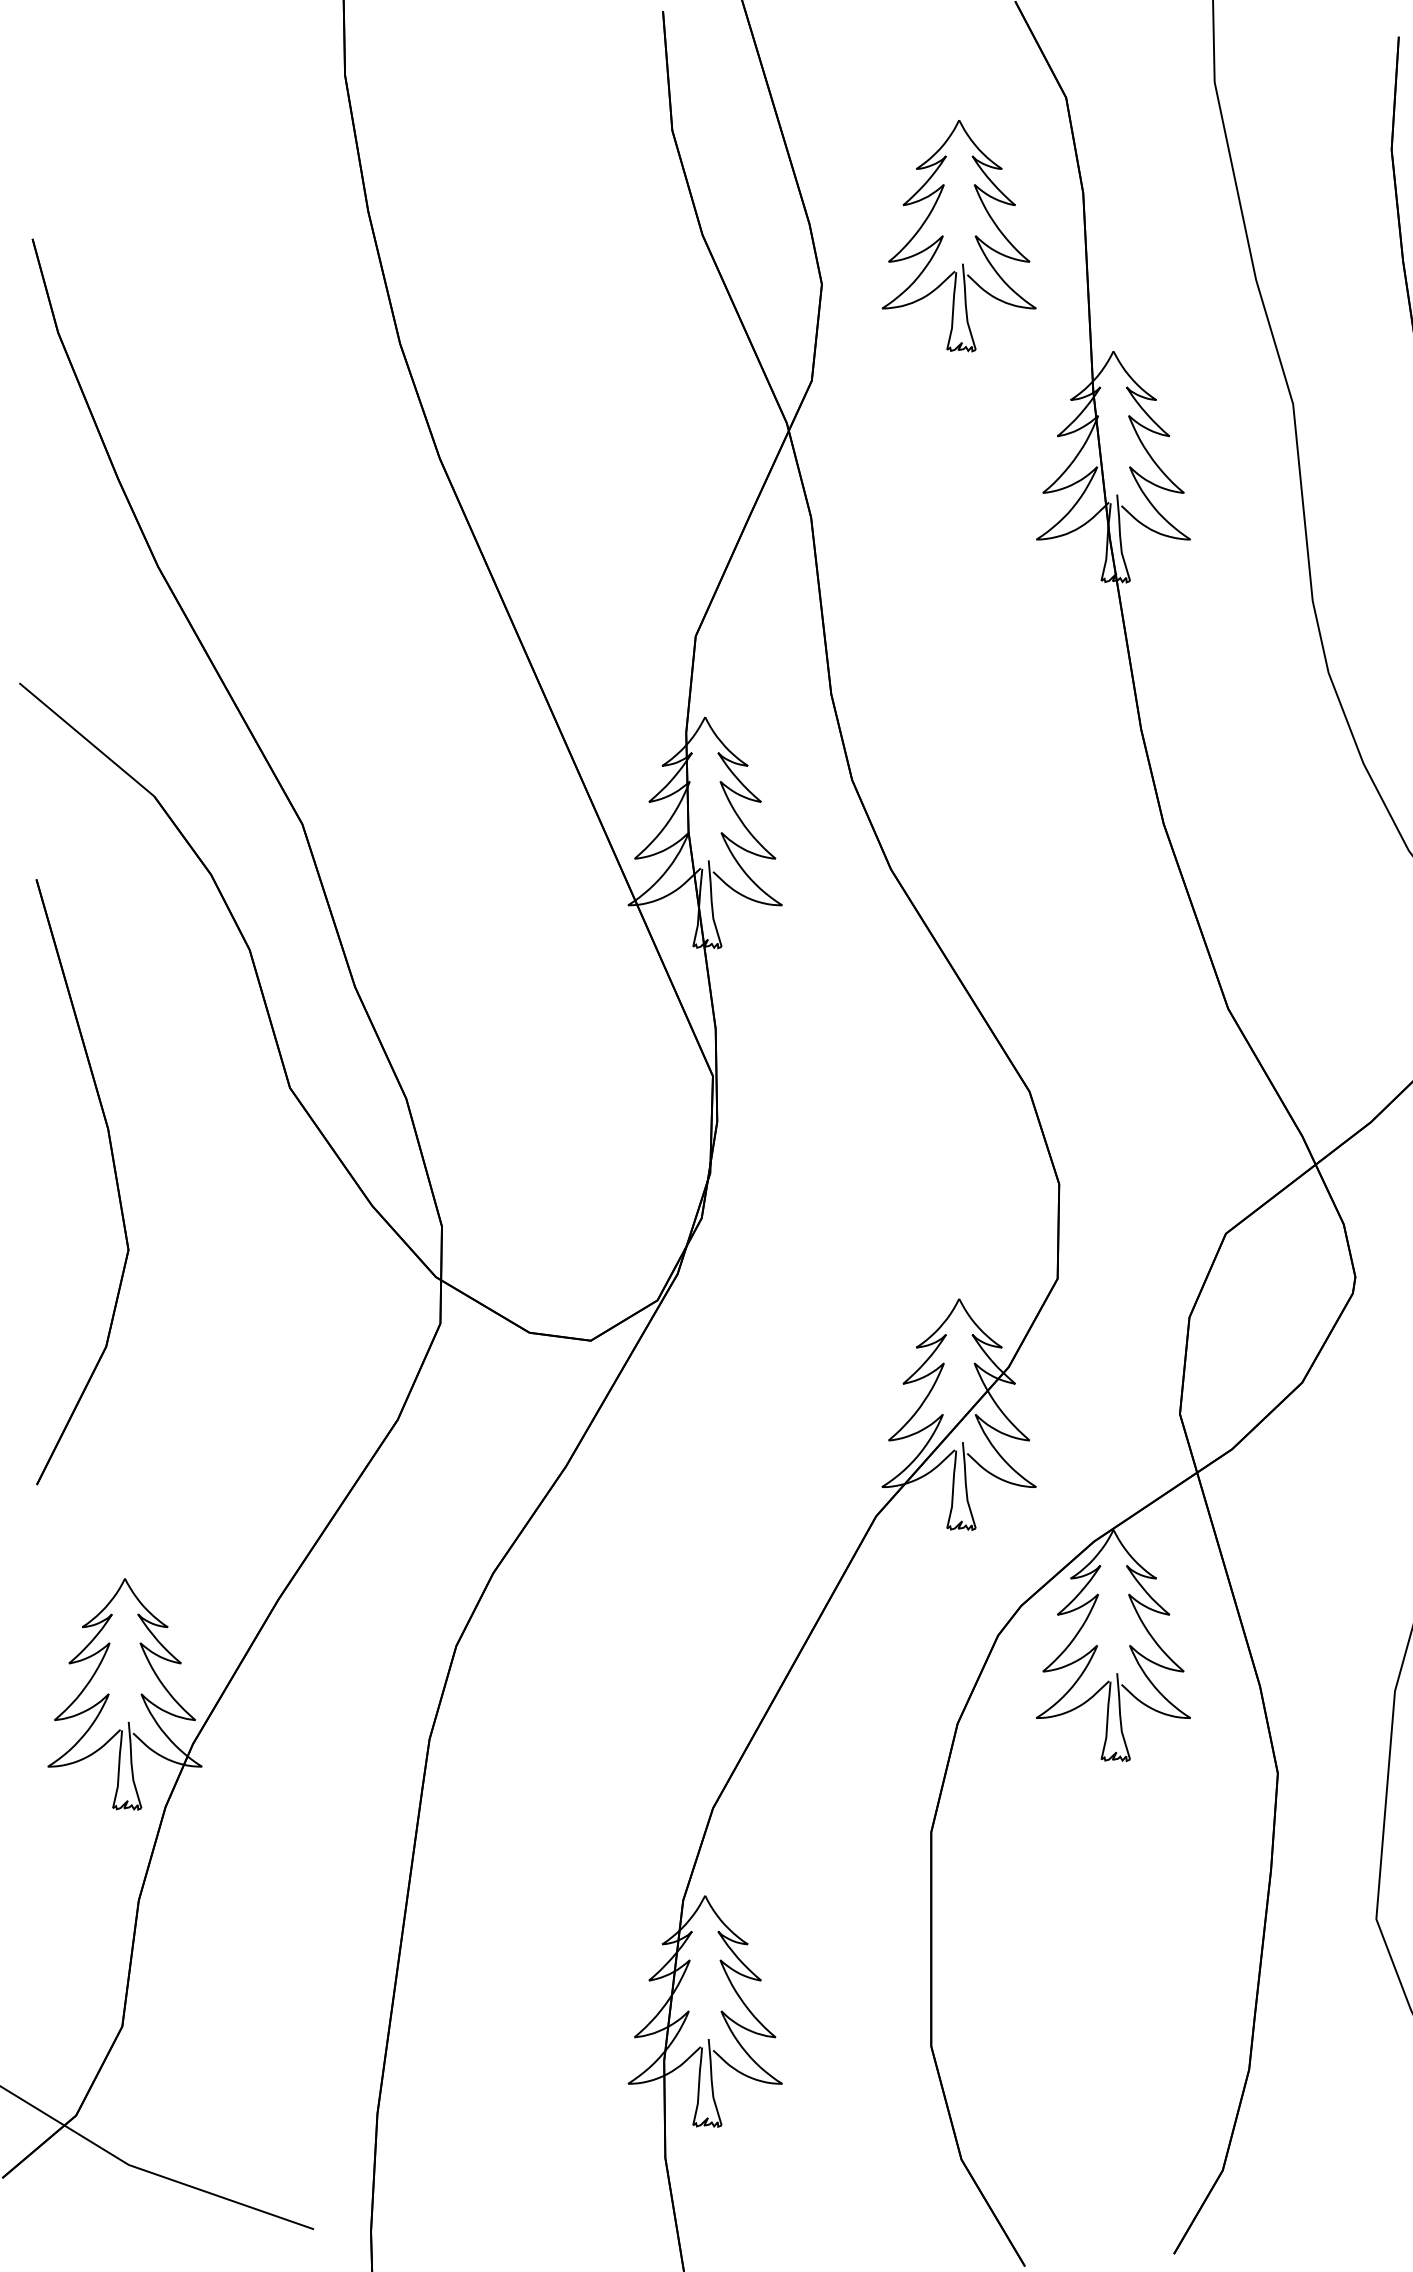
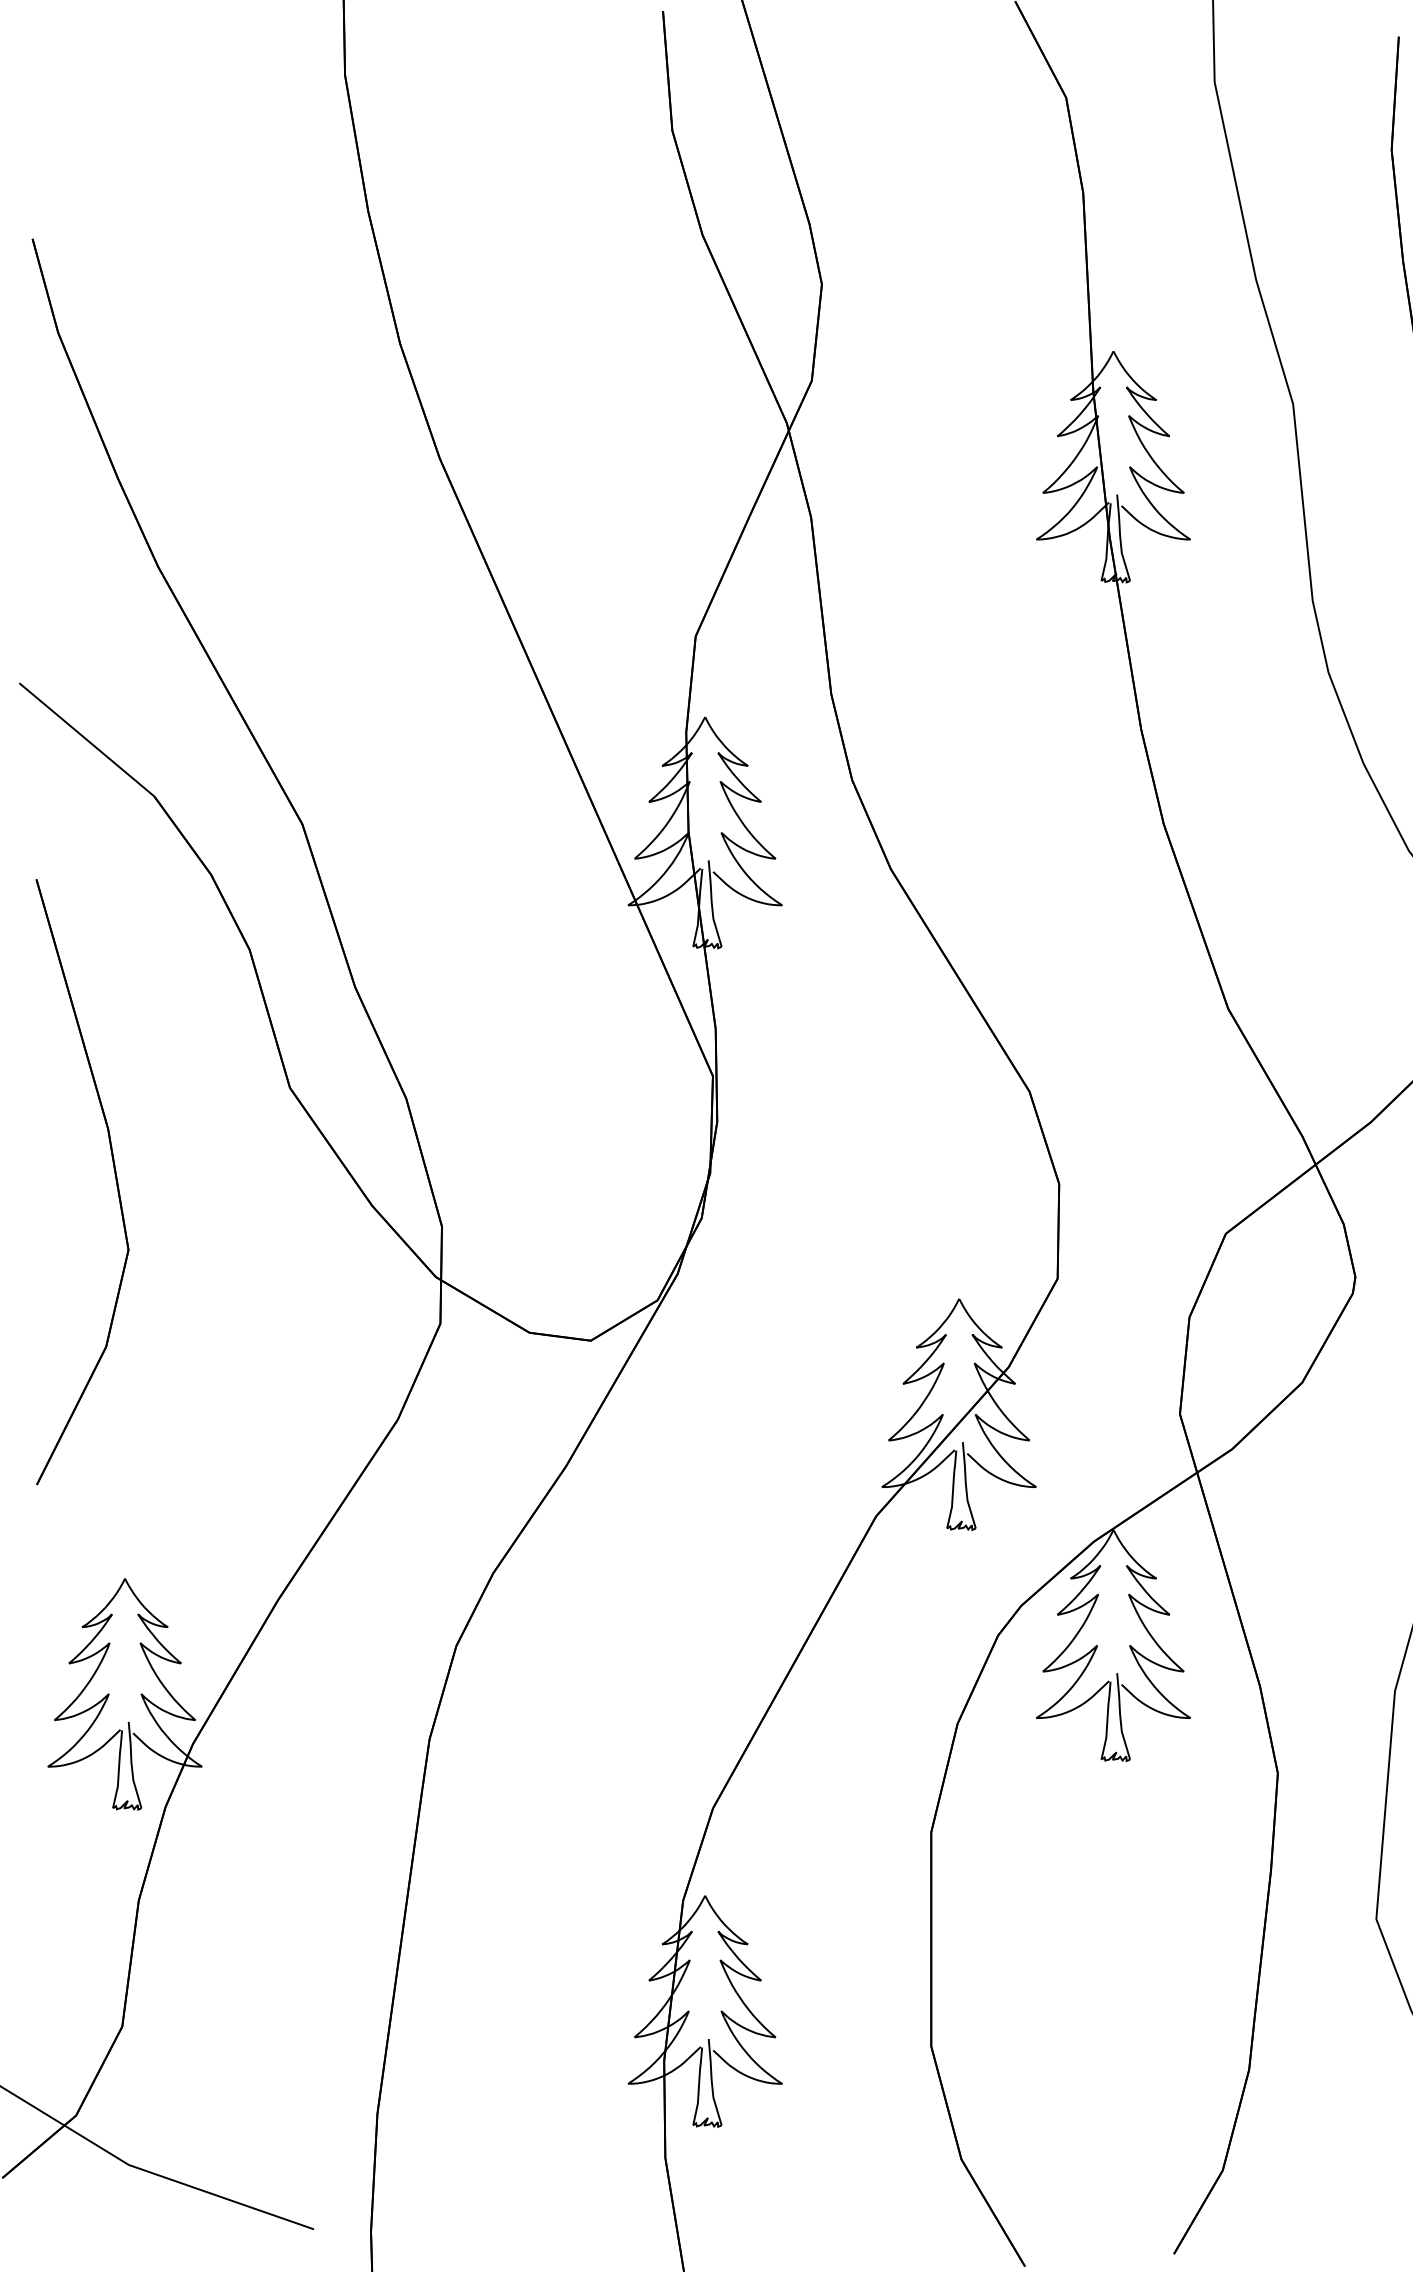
part: present -> none (943, 236)
